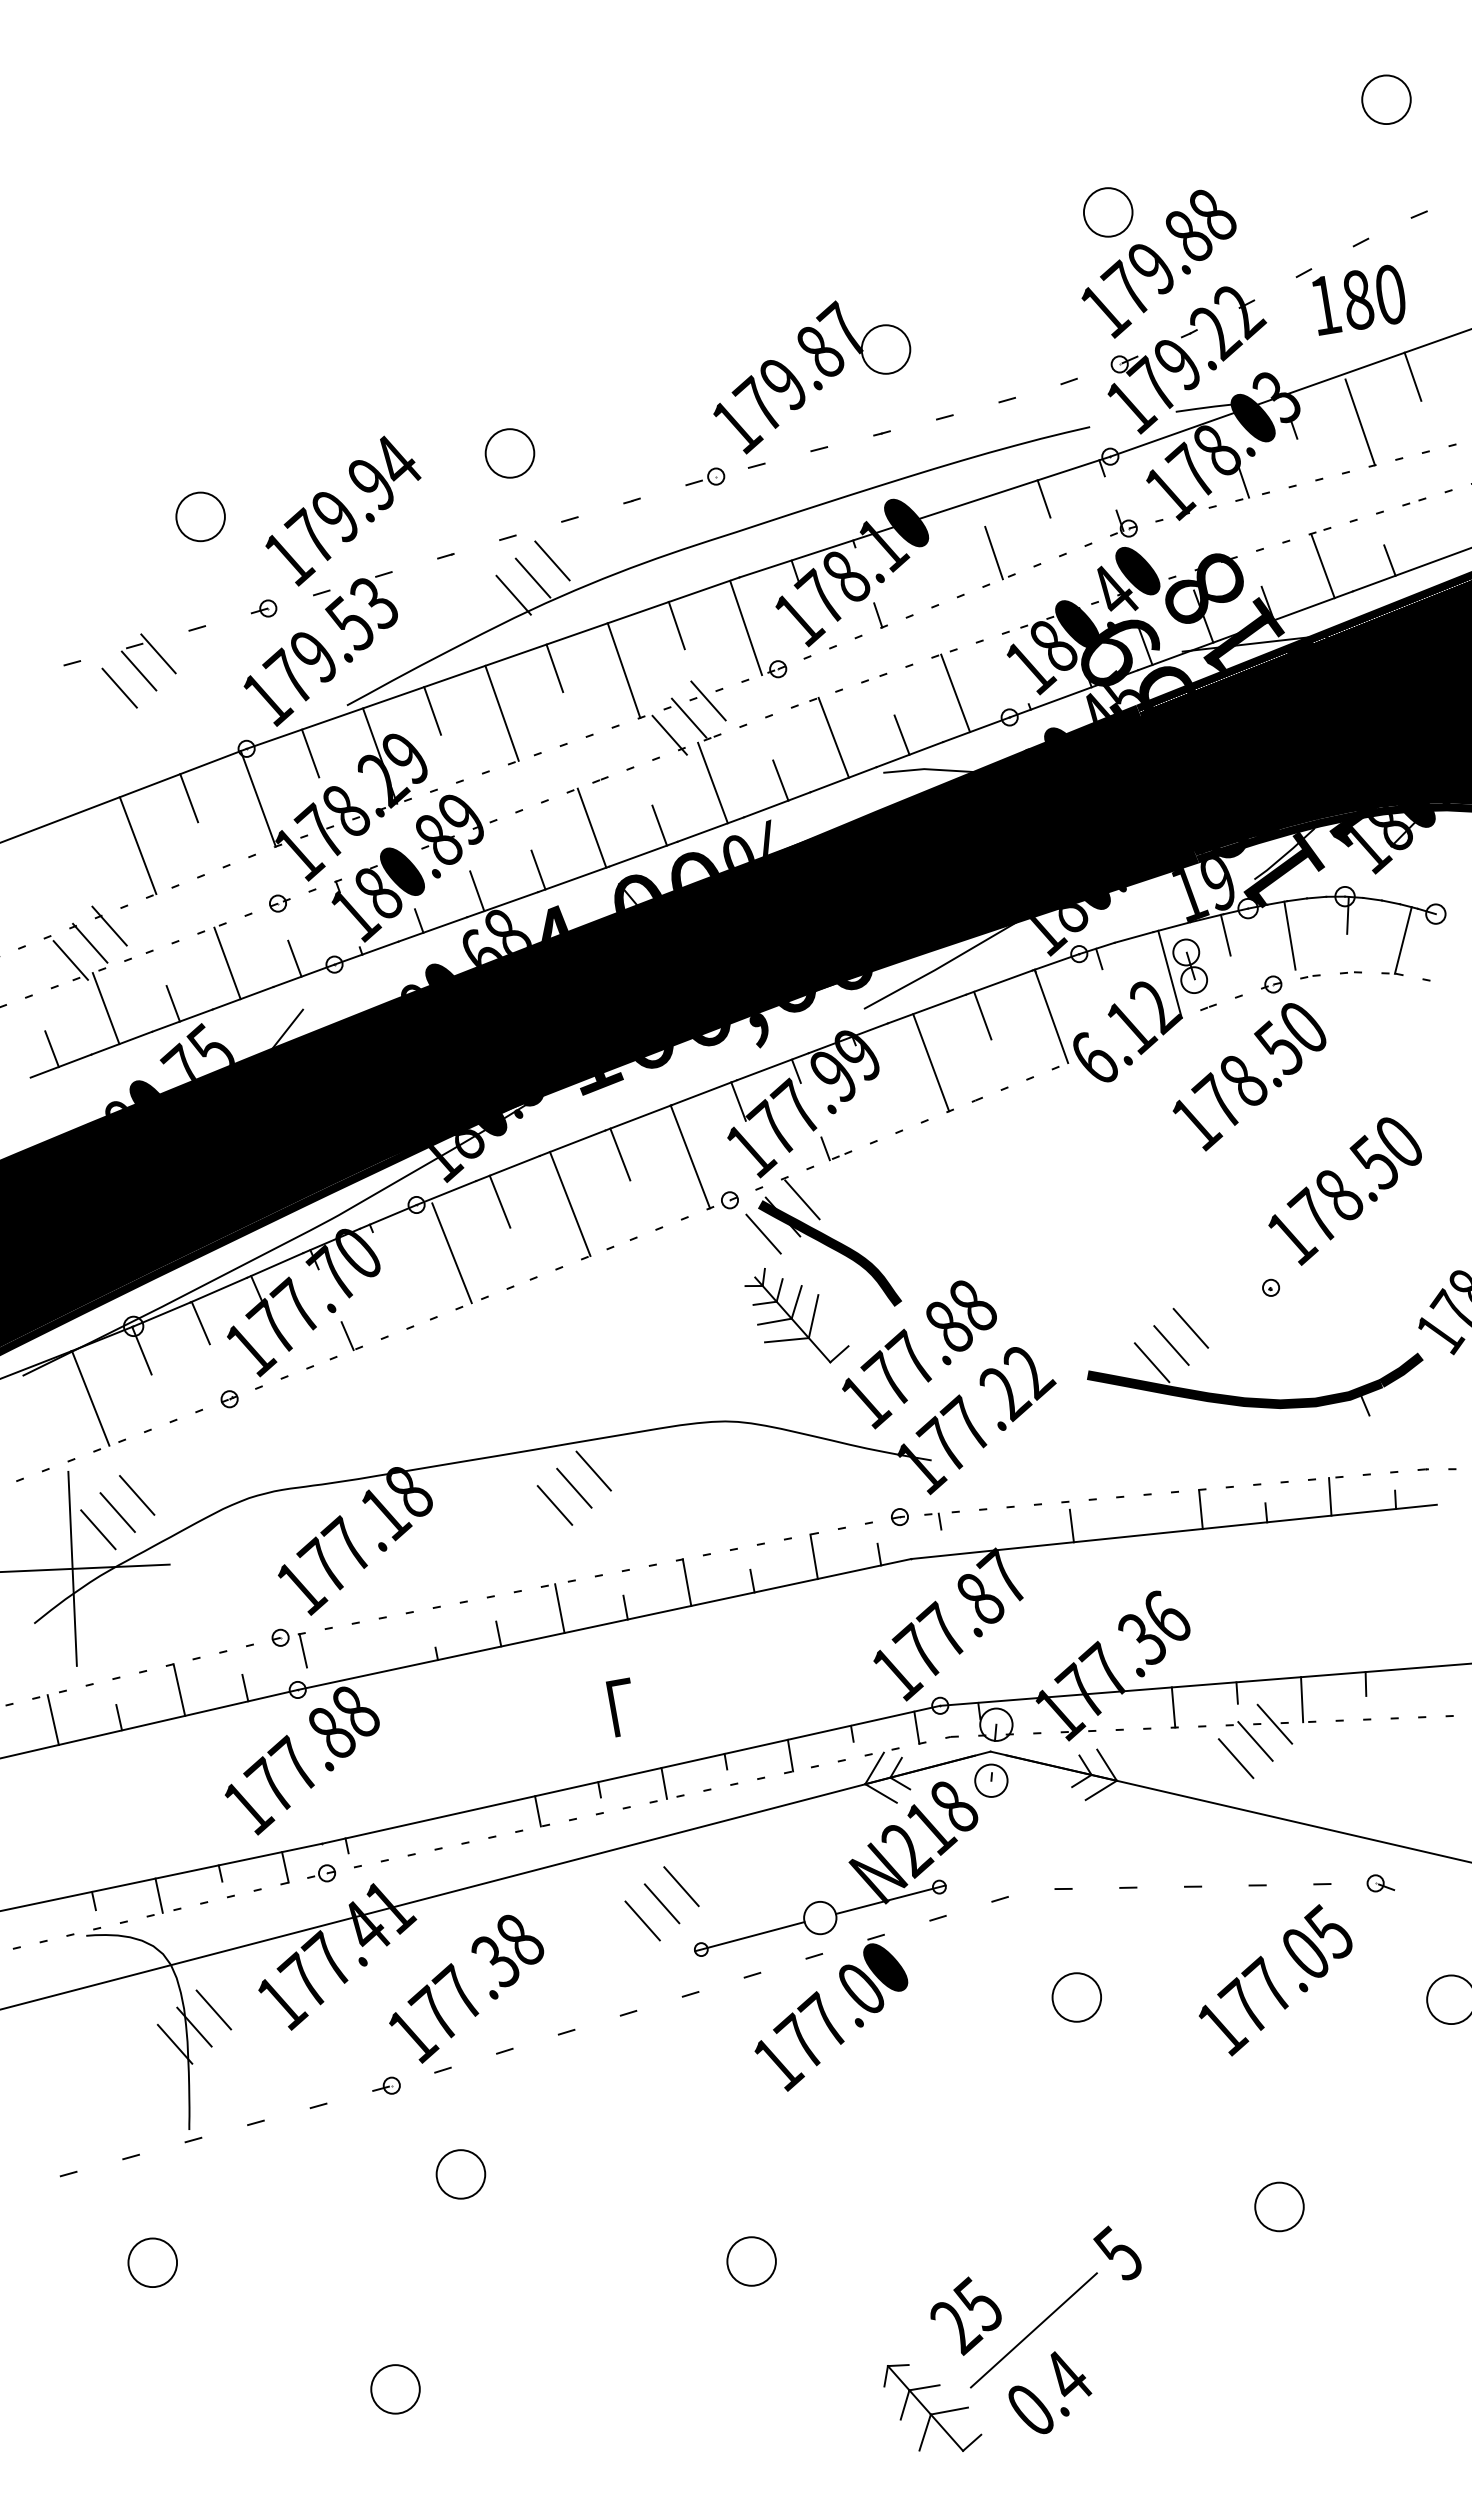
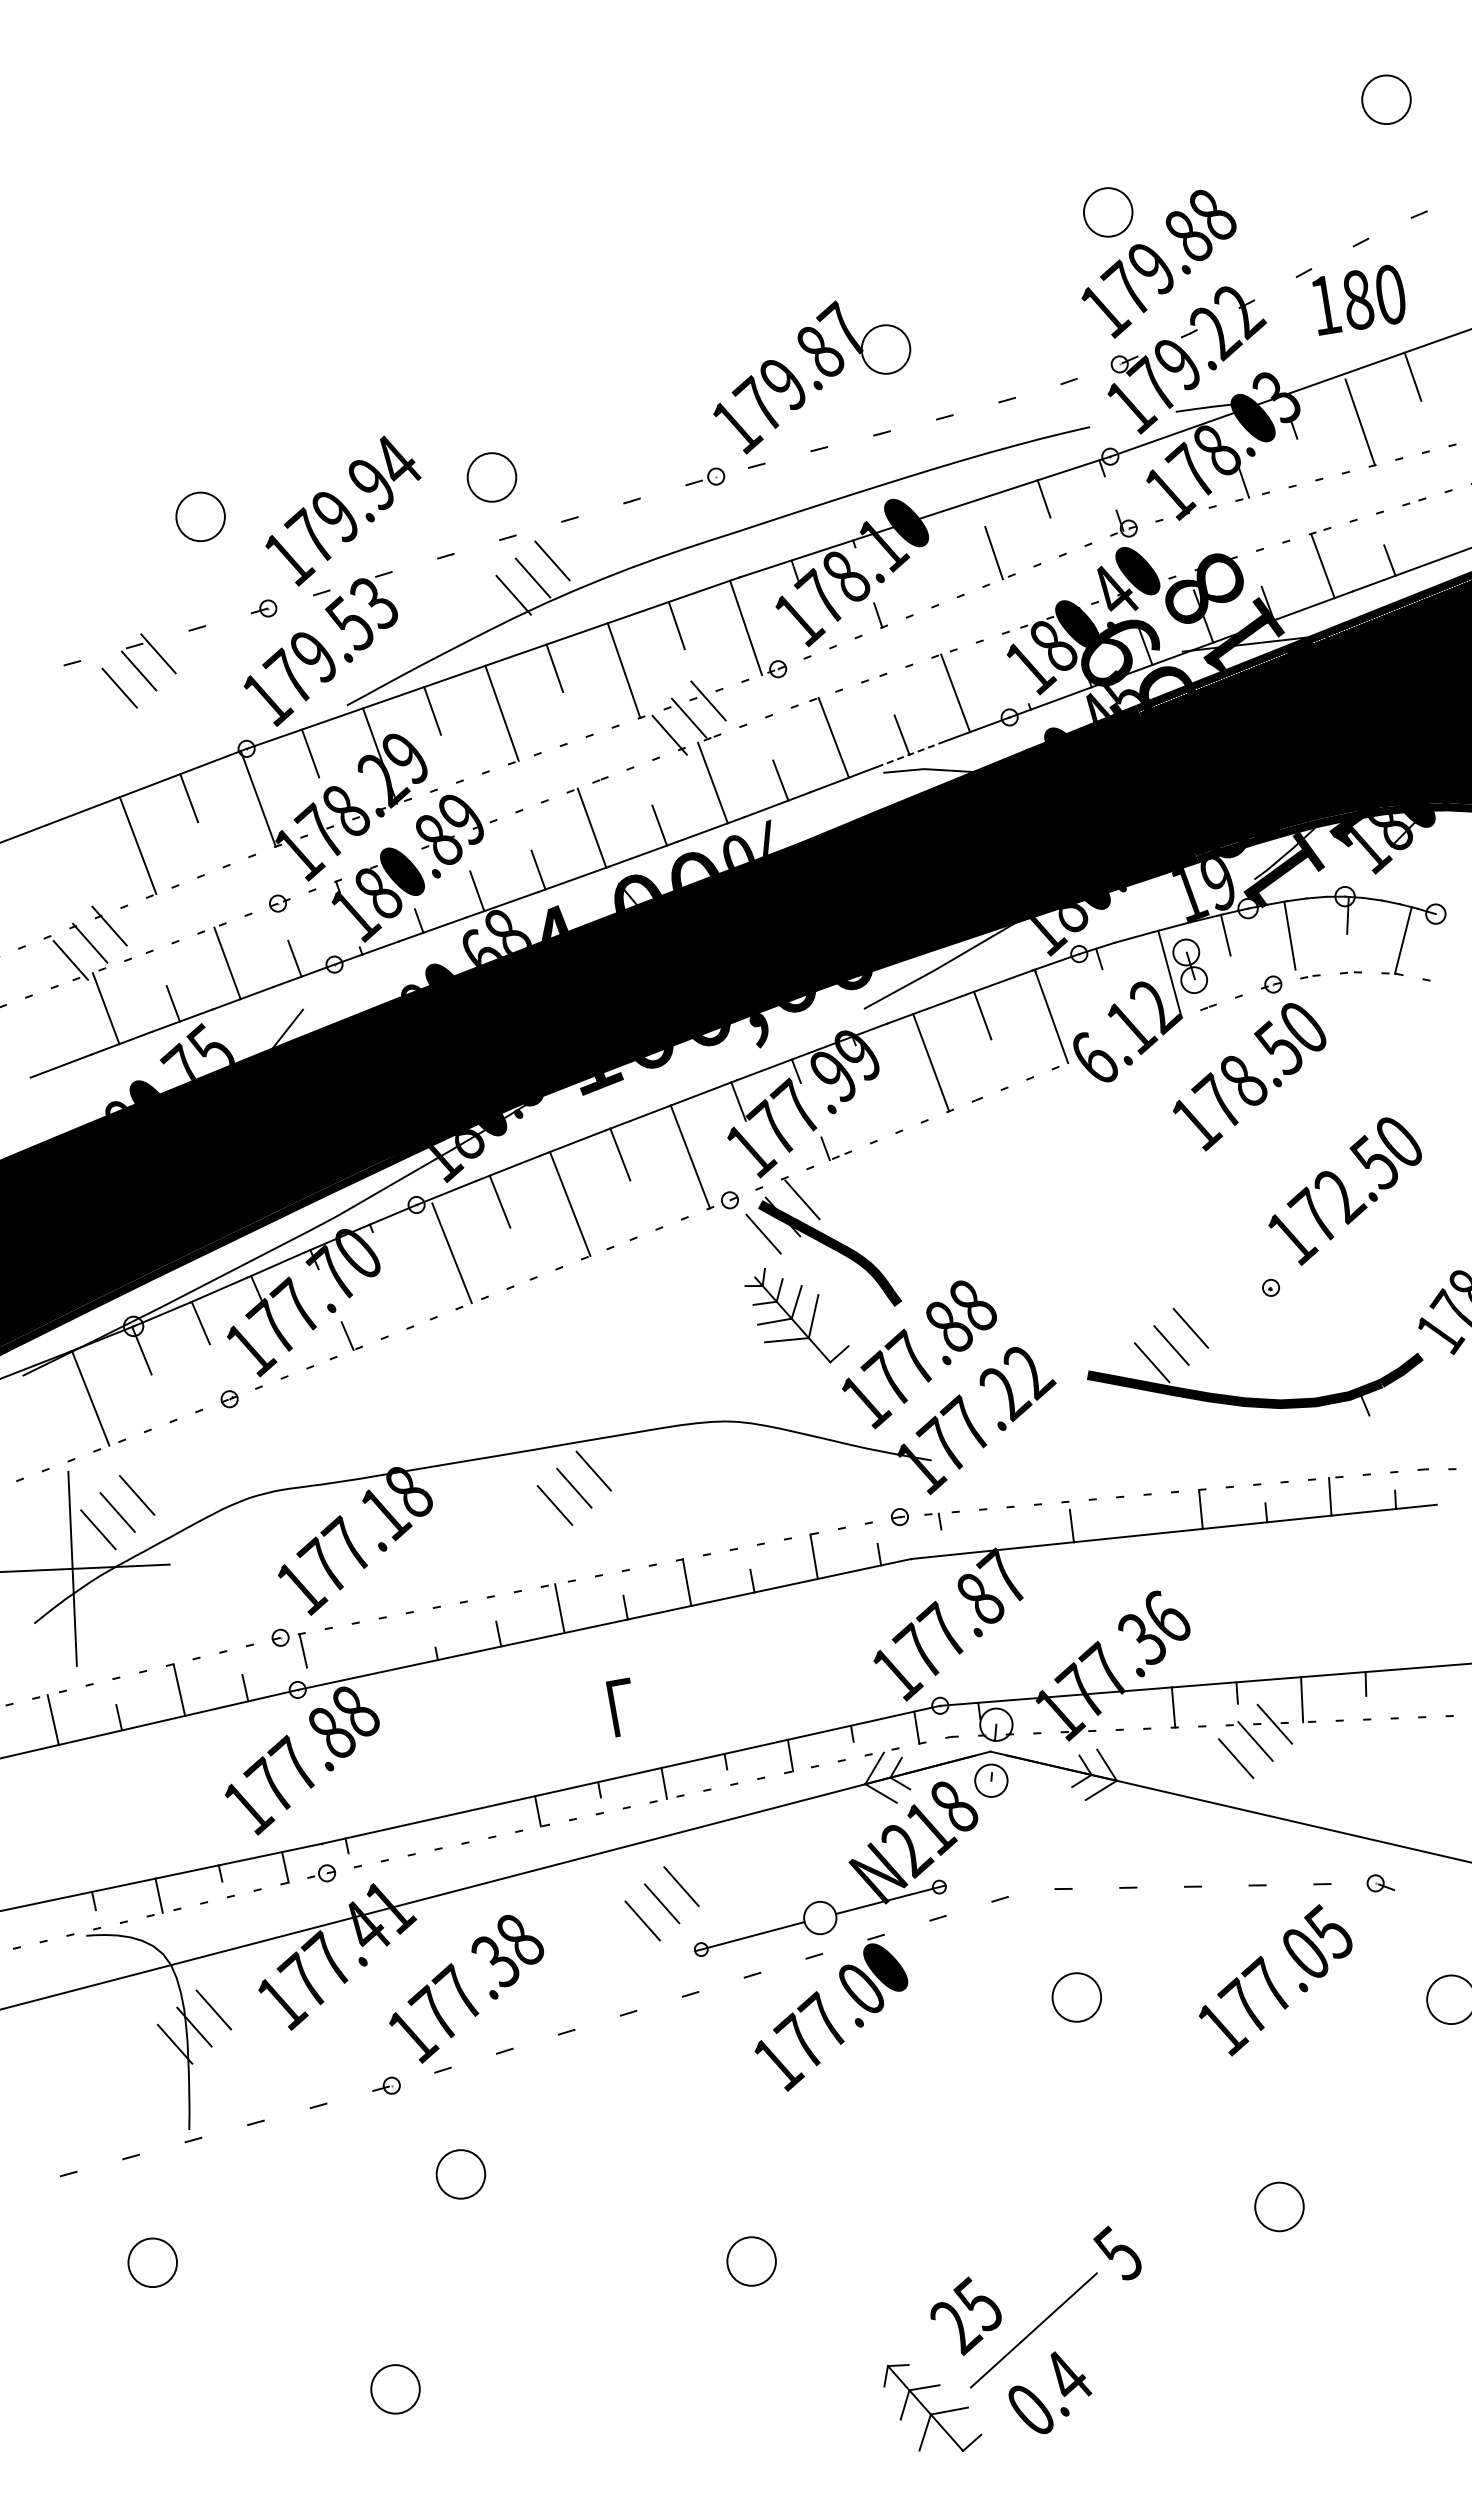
part position: (509, 453) -> (491, 477) (491, 477)
line: solid -> dashed (909, 754)
line: present -> none (51, 1049)
text: 178.50 -> 172.50 (1340, 1197)
